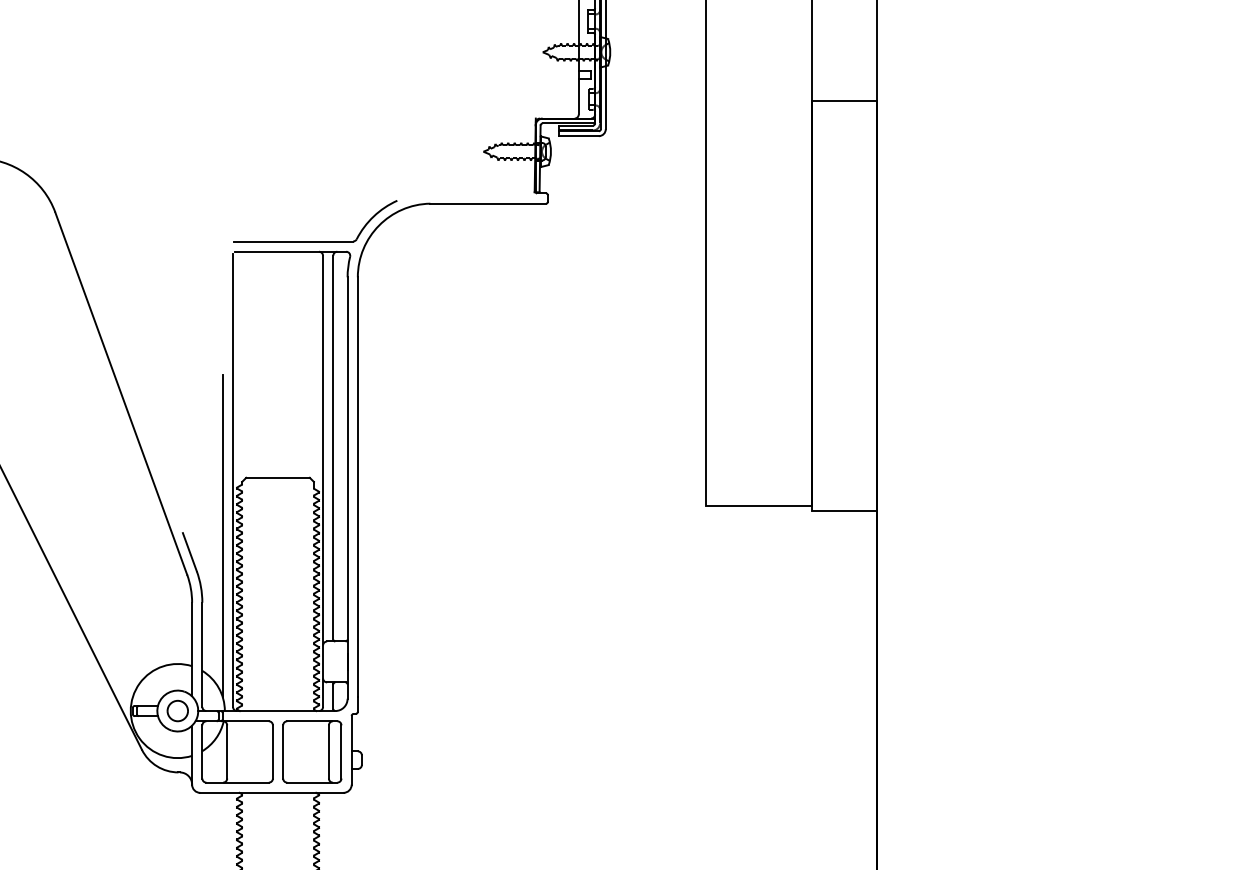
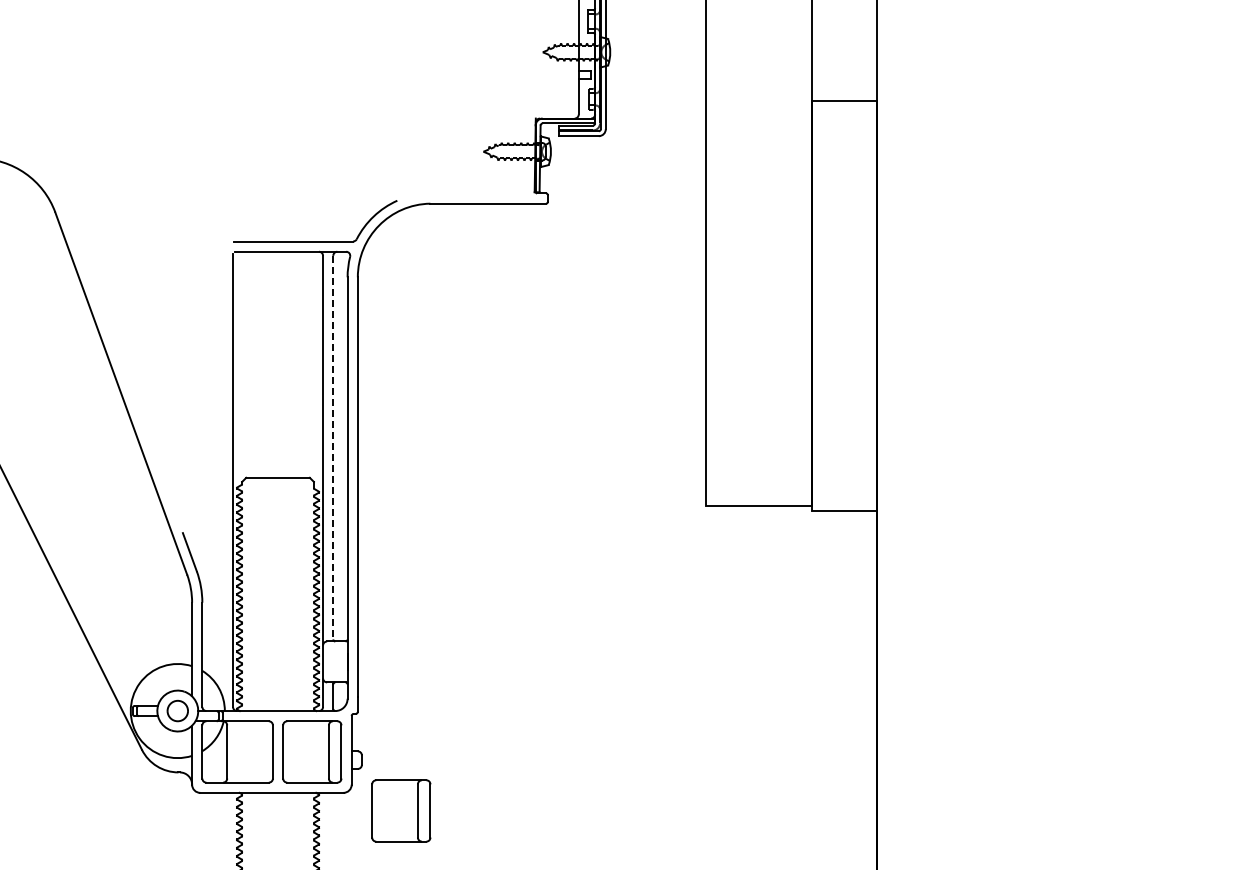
line: solid -> dashed (333, 447)
line: present -> none (222, 536)
part: none -> present (401, 810)
